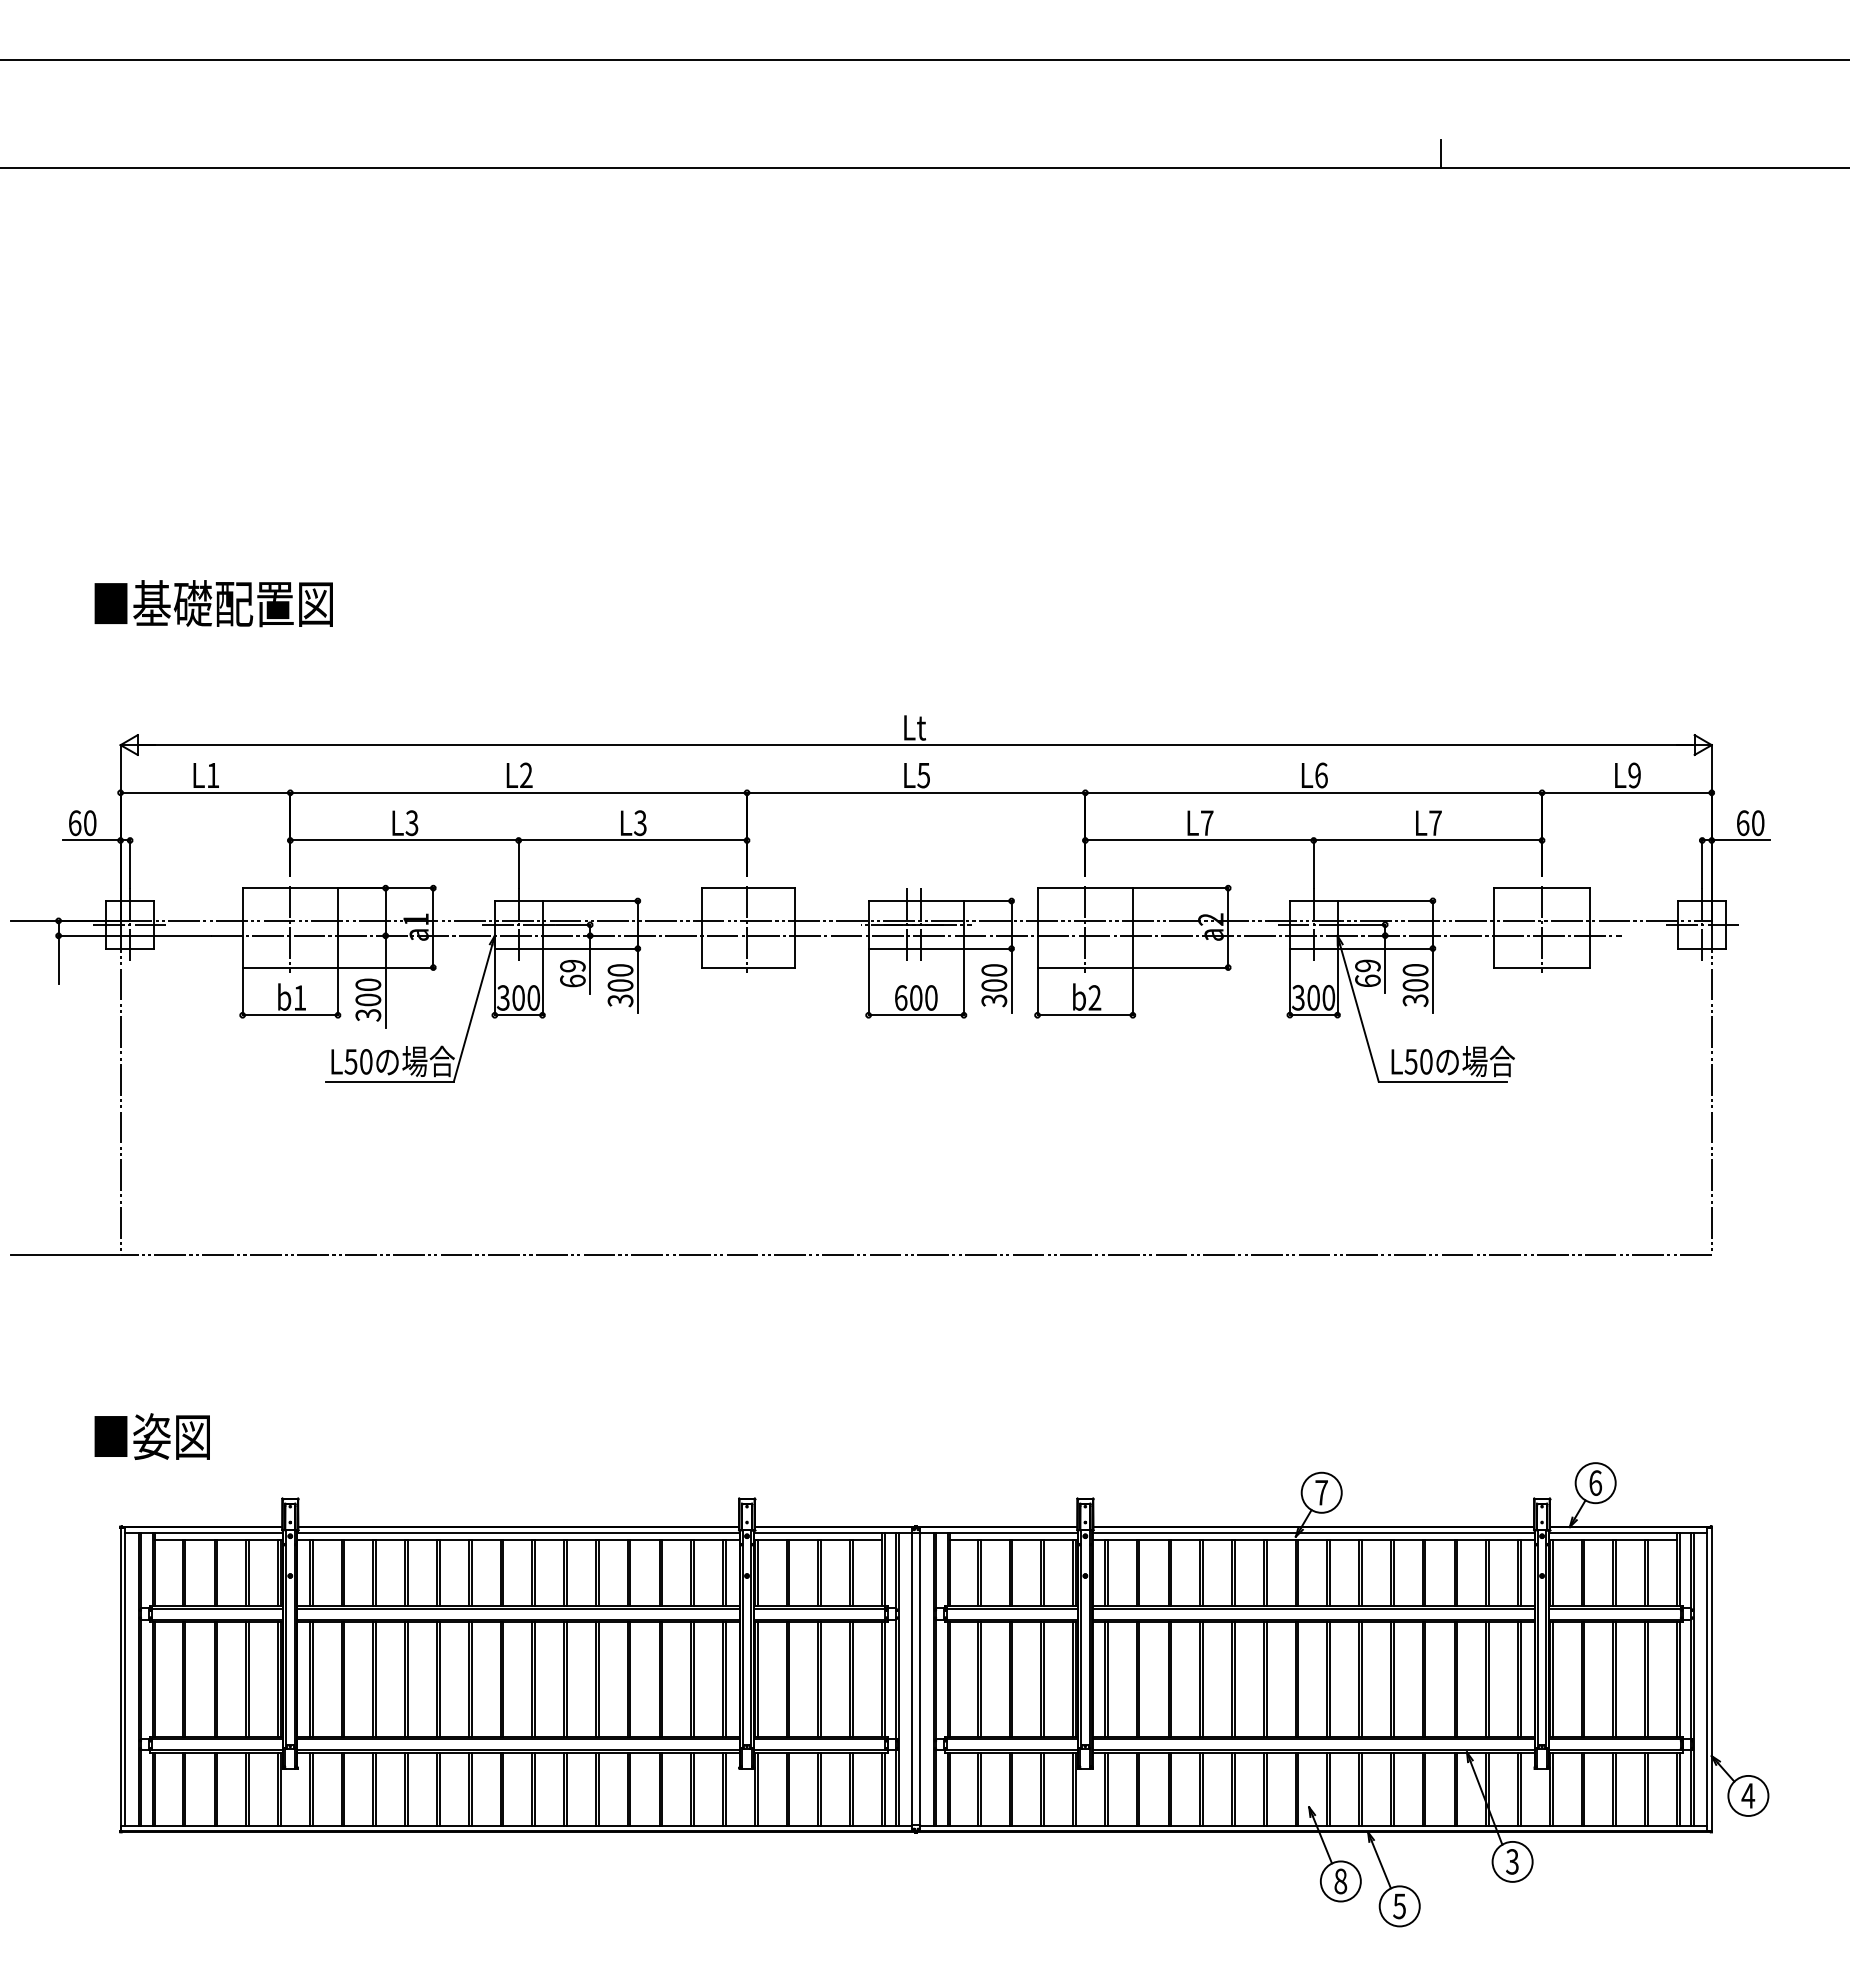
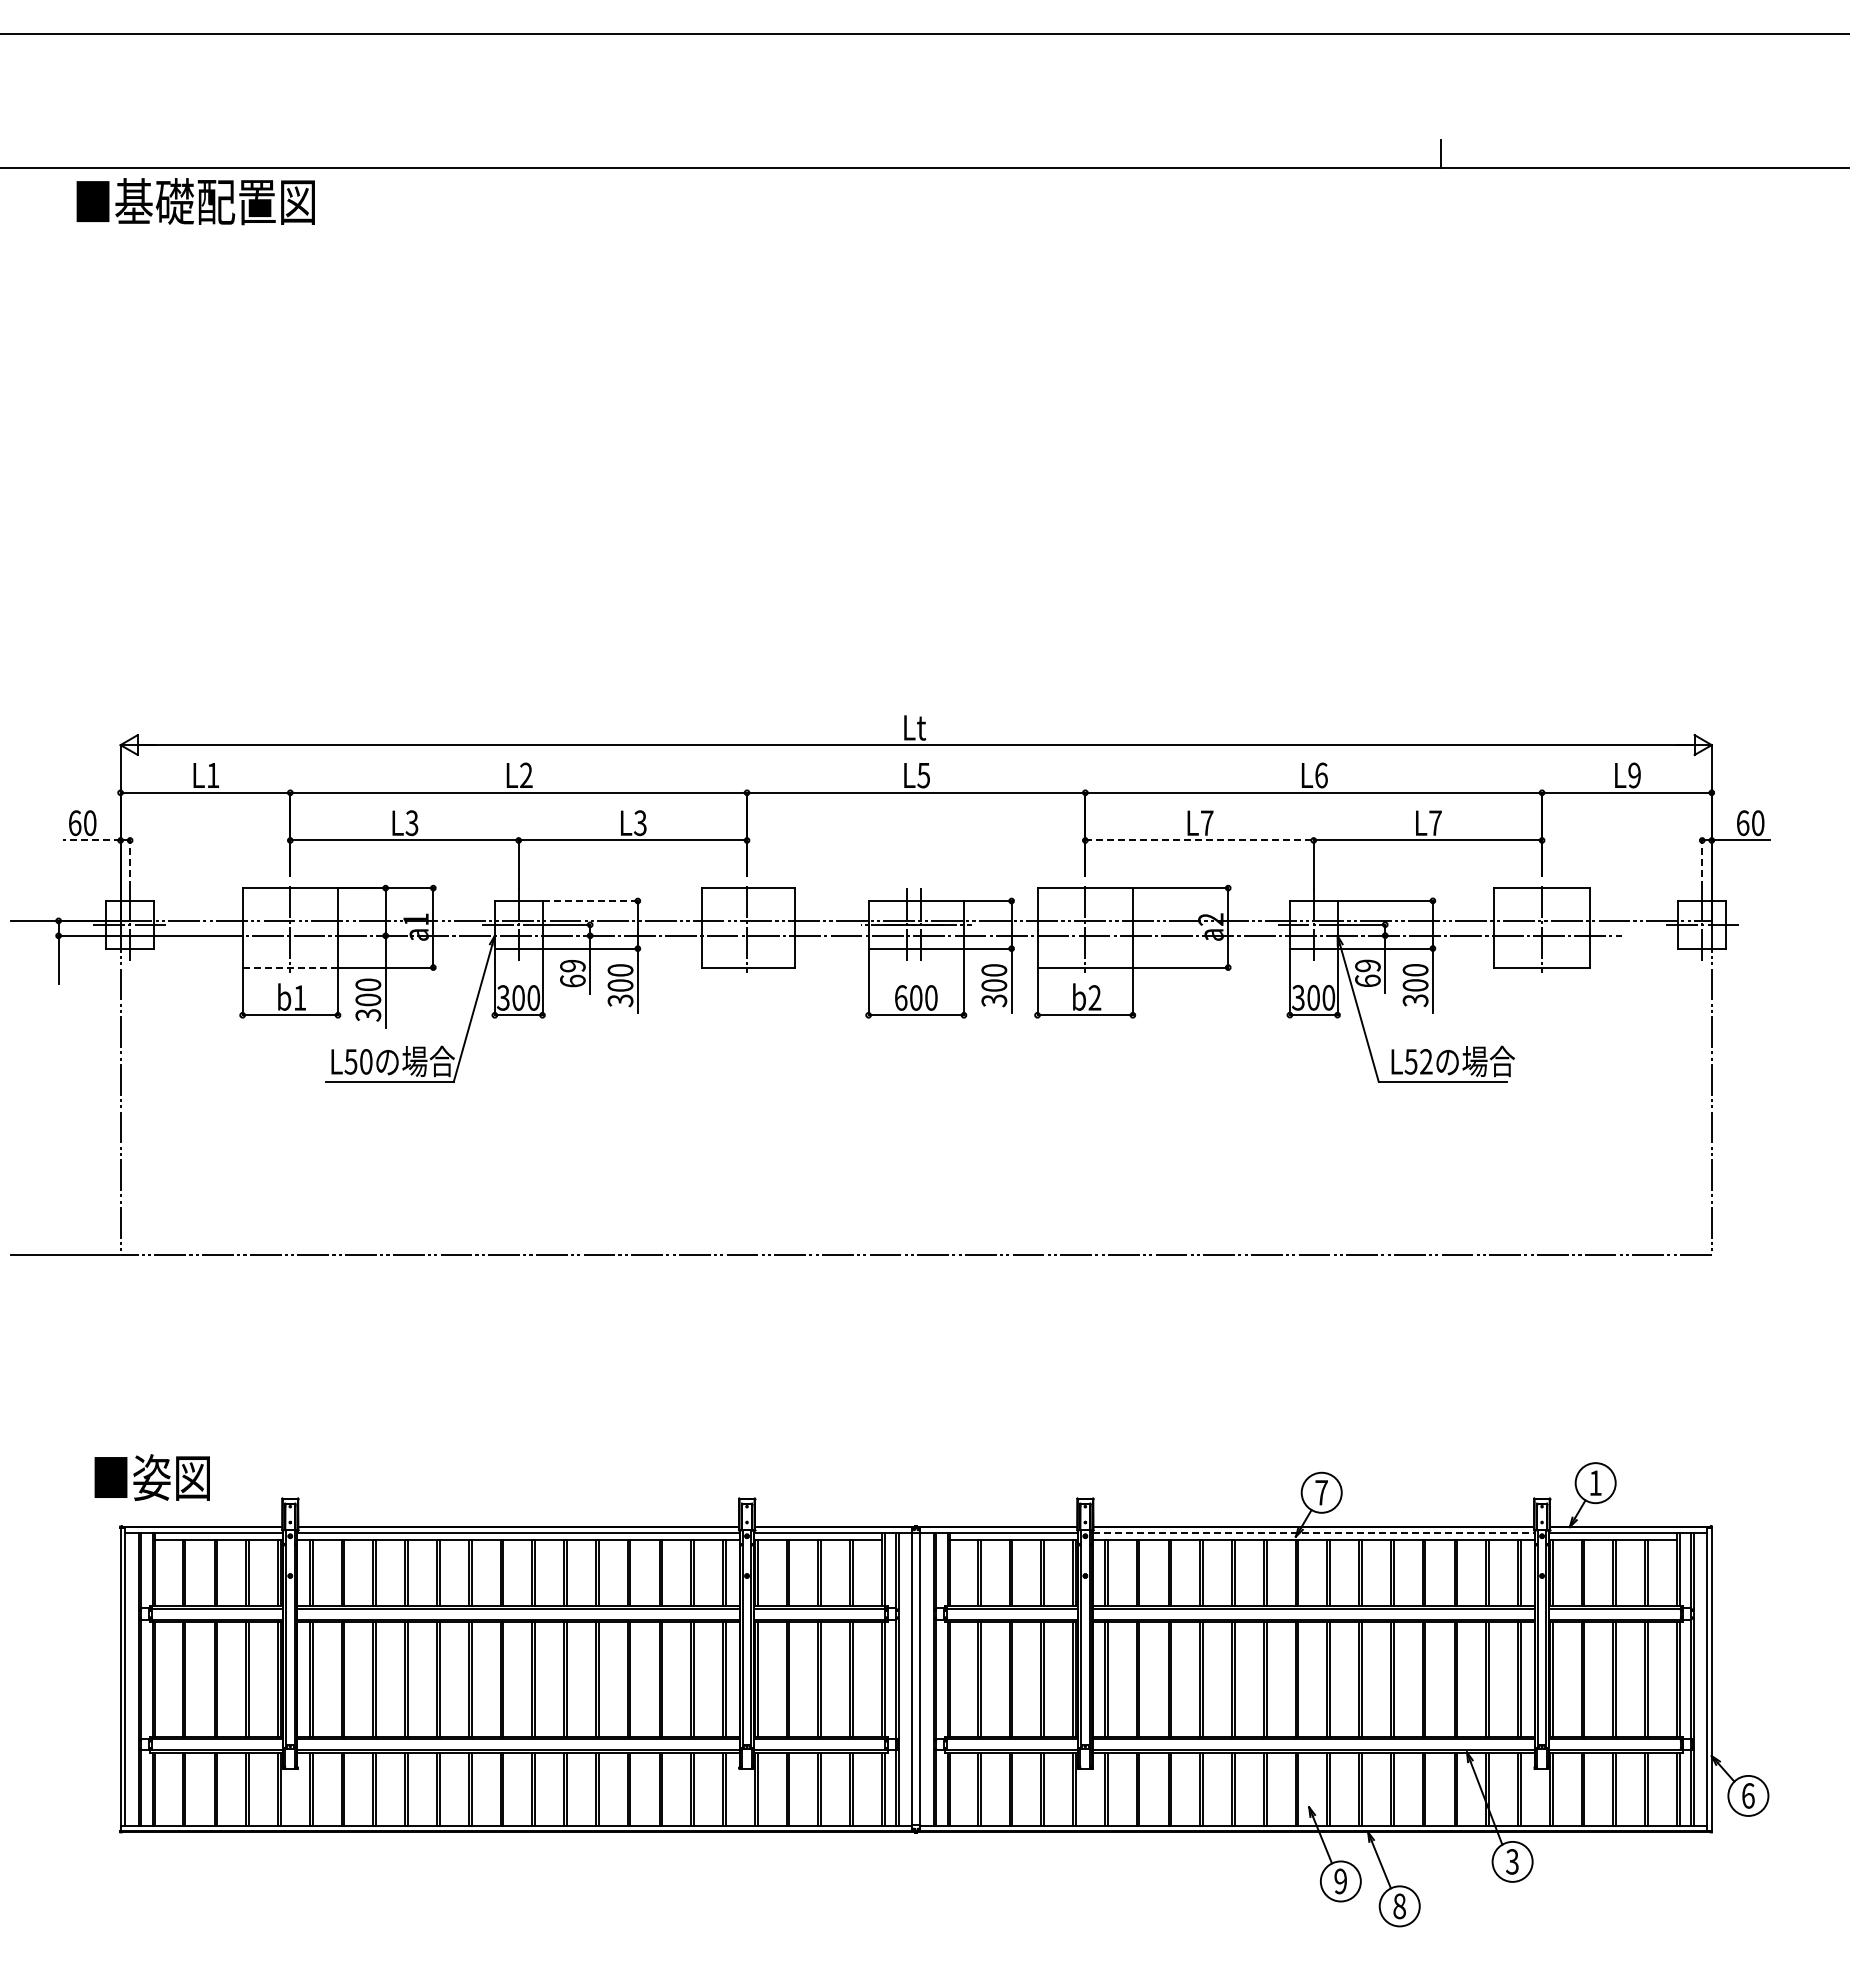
line position: (924, 59) -> (924, 33) (924, 33)
text position: (213, 603) -> (195, 201) (195, 201)
line: solid -> dashed (91, 840)
line: solid -> dashed (1200, 840)
line: solid -> dashed (130, 864)
line: solid -> dashed (1702, 864)
line: solid -> dashed (590, 901)
line: solid -> dashed (290, 967)
text: L50 -> L52 (1426, 1061)
text position: (151, 1436) -> (151, 1477) (151, 1477)
text: 6 -> 1 (1595, 1482)
line: solid -> dashed (1314, 1533)
text: 4 -> 6 (1748, 1795)
text: 8 -> 9 (1340, 1881)
text: 5 -> 8 (1399, 1906)
